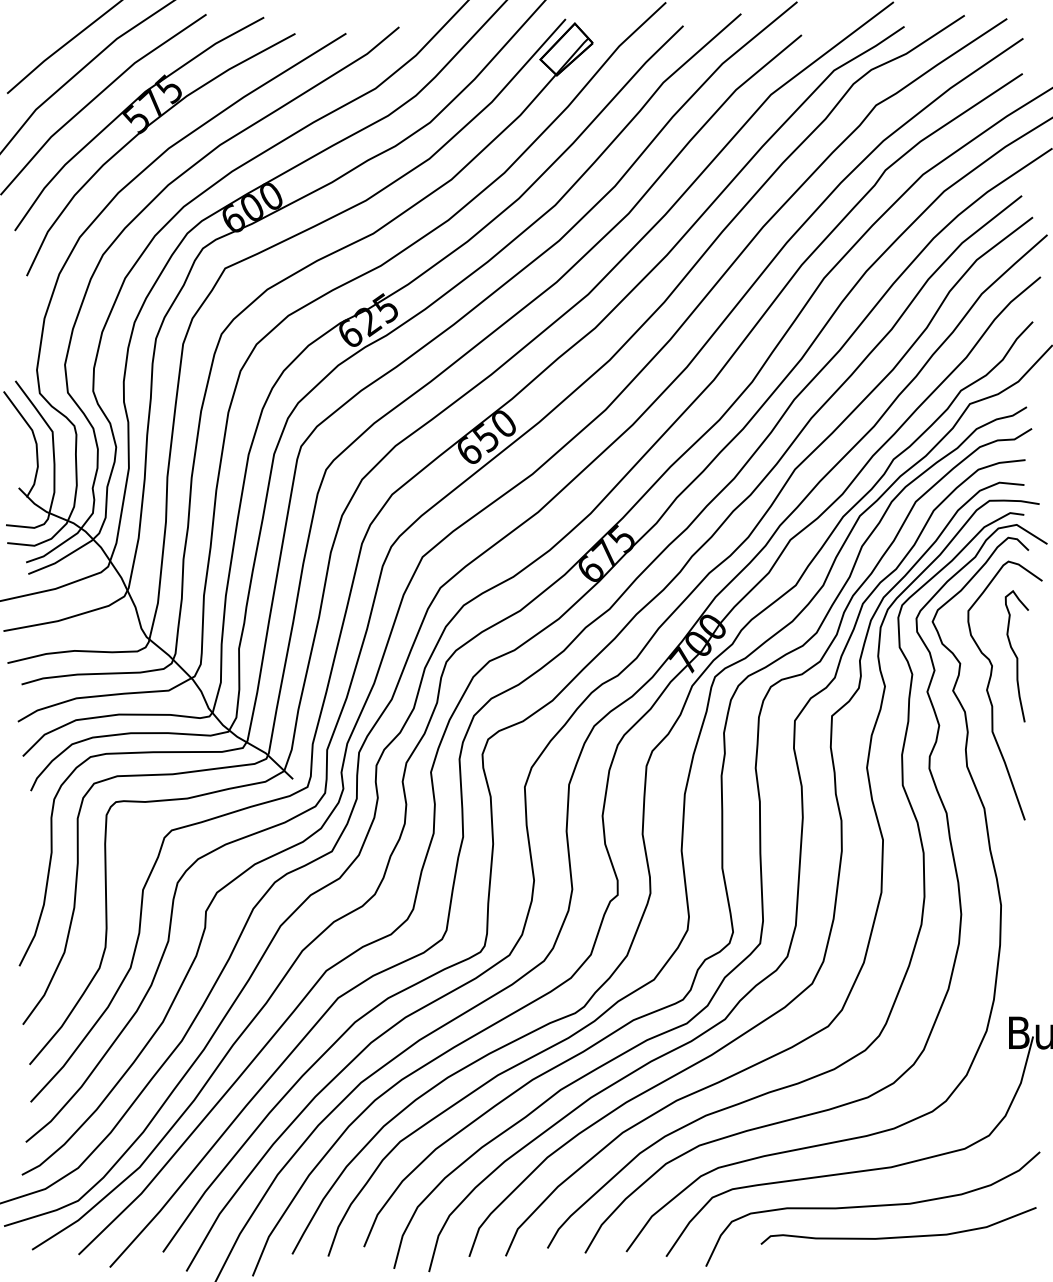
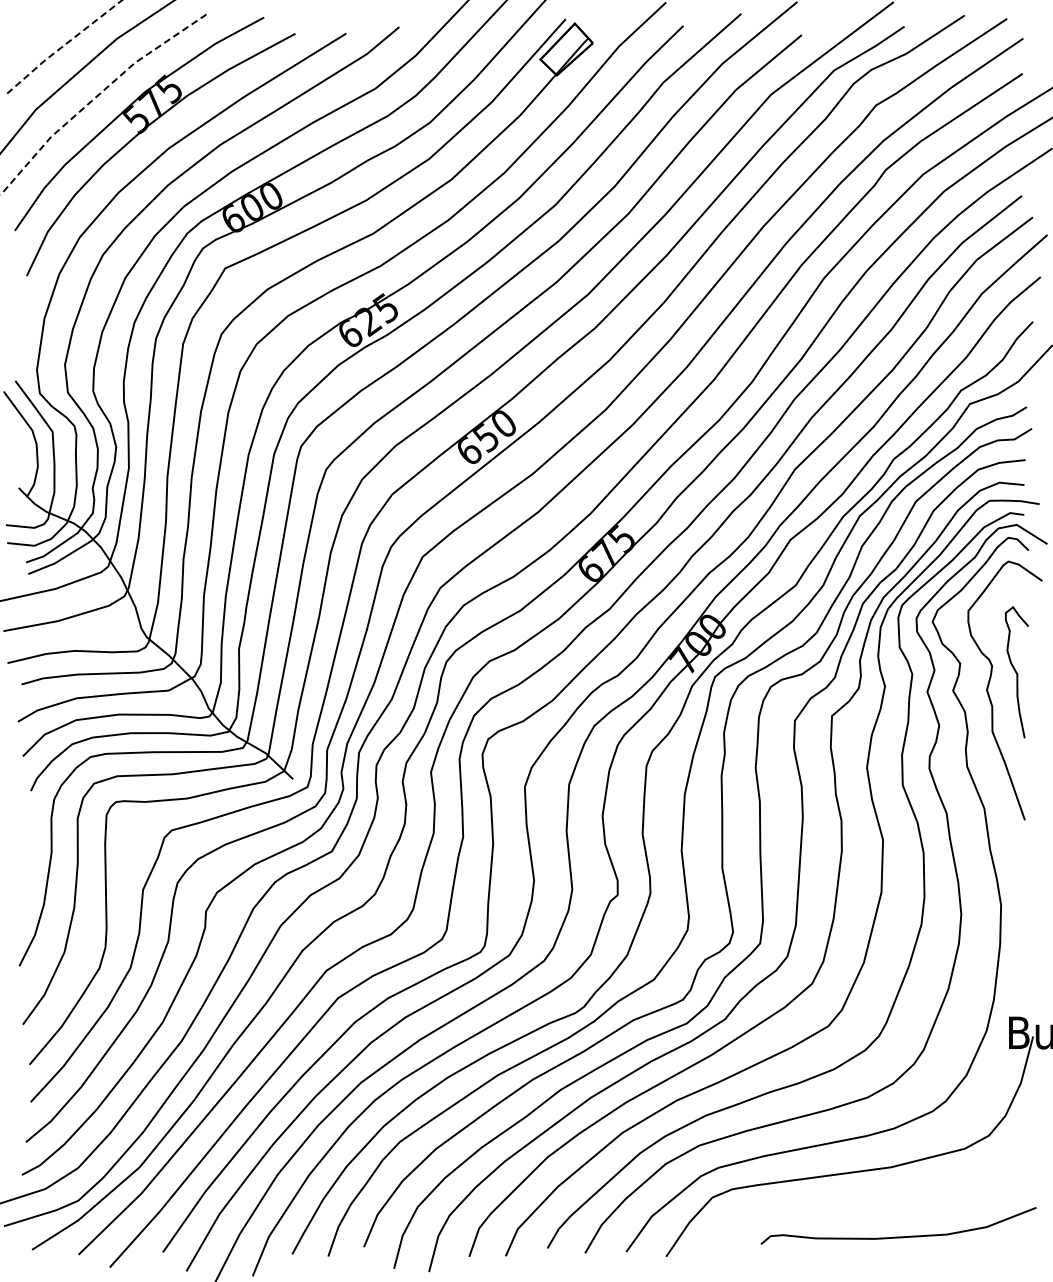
line: solid -> dashed (63, 45)
line: solid -> dashed (96, 97)
curve position: (1016, 656) -> (1016, 672) (1016, 672)
curve: present -> none (872, 1206)
